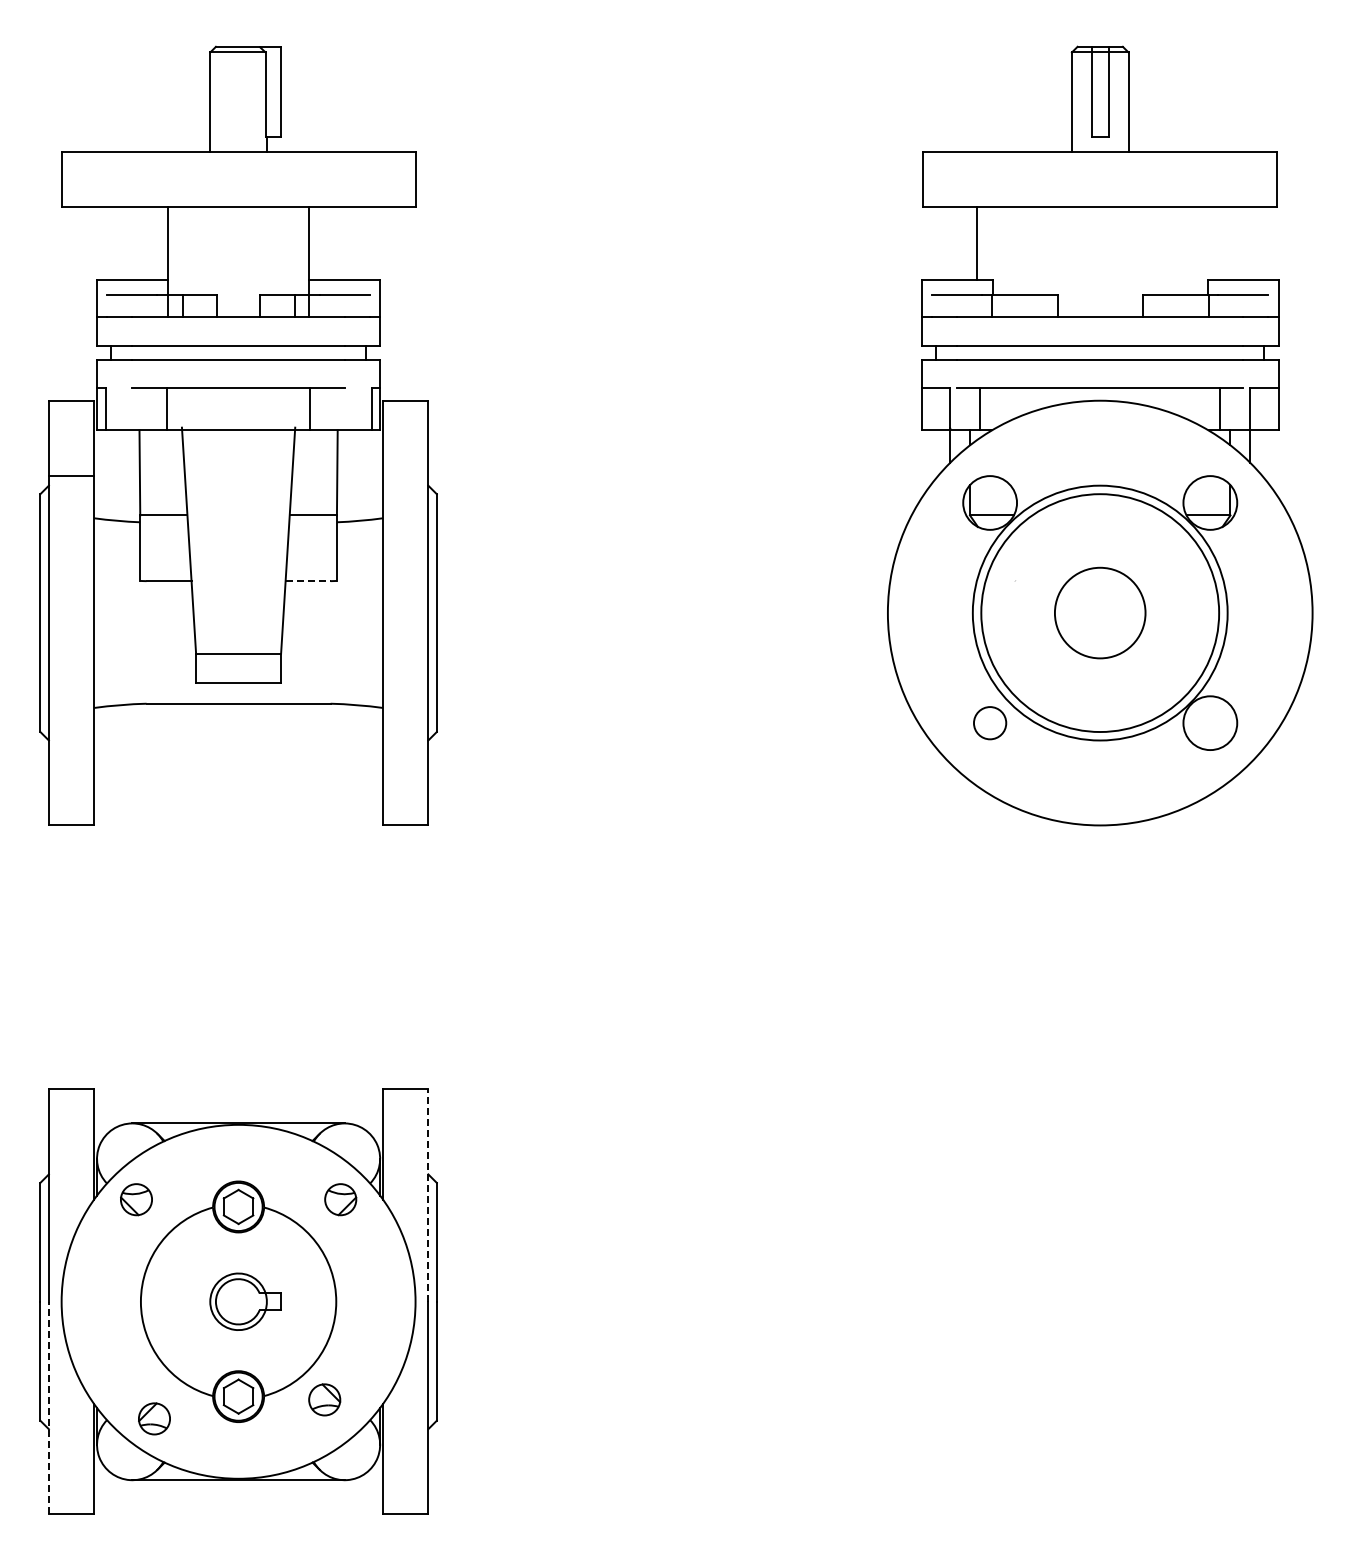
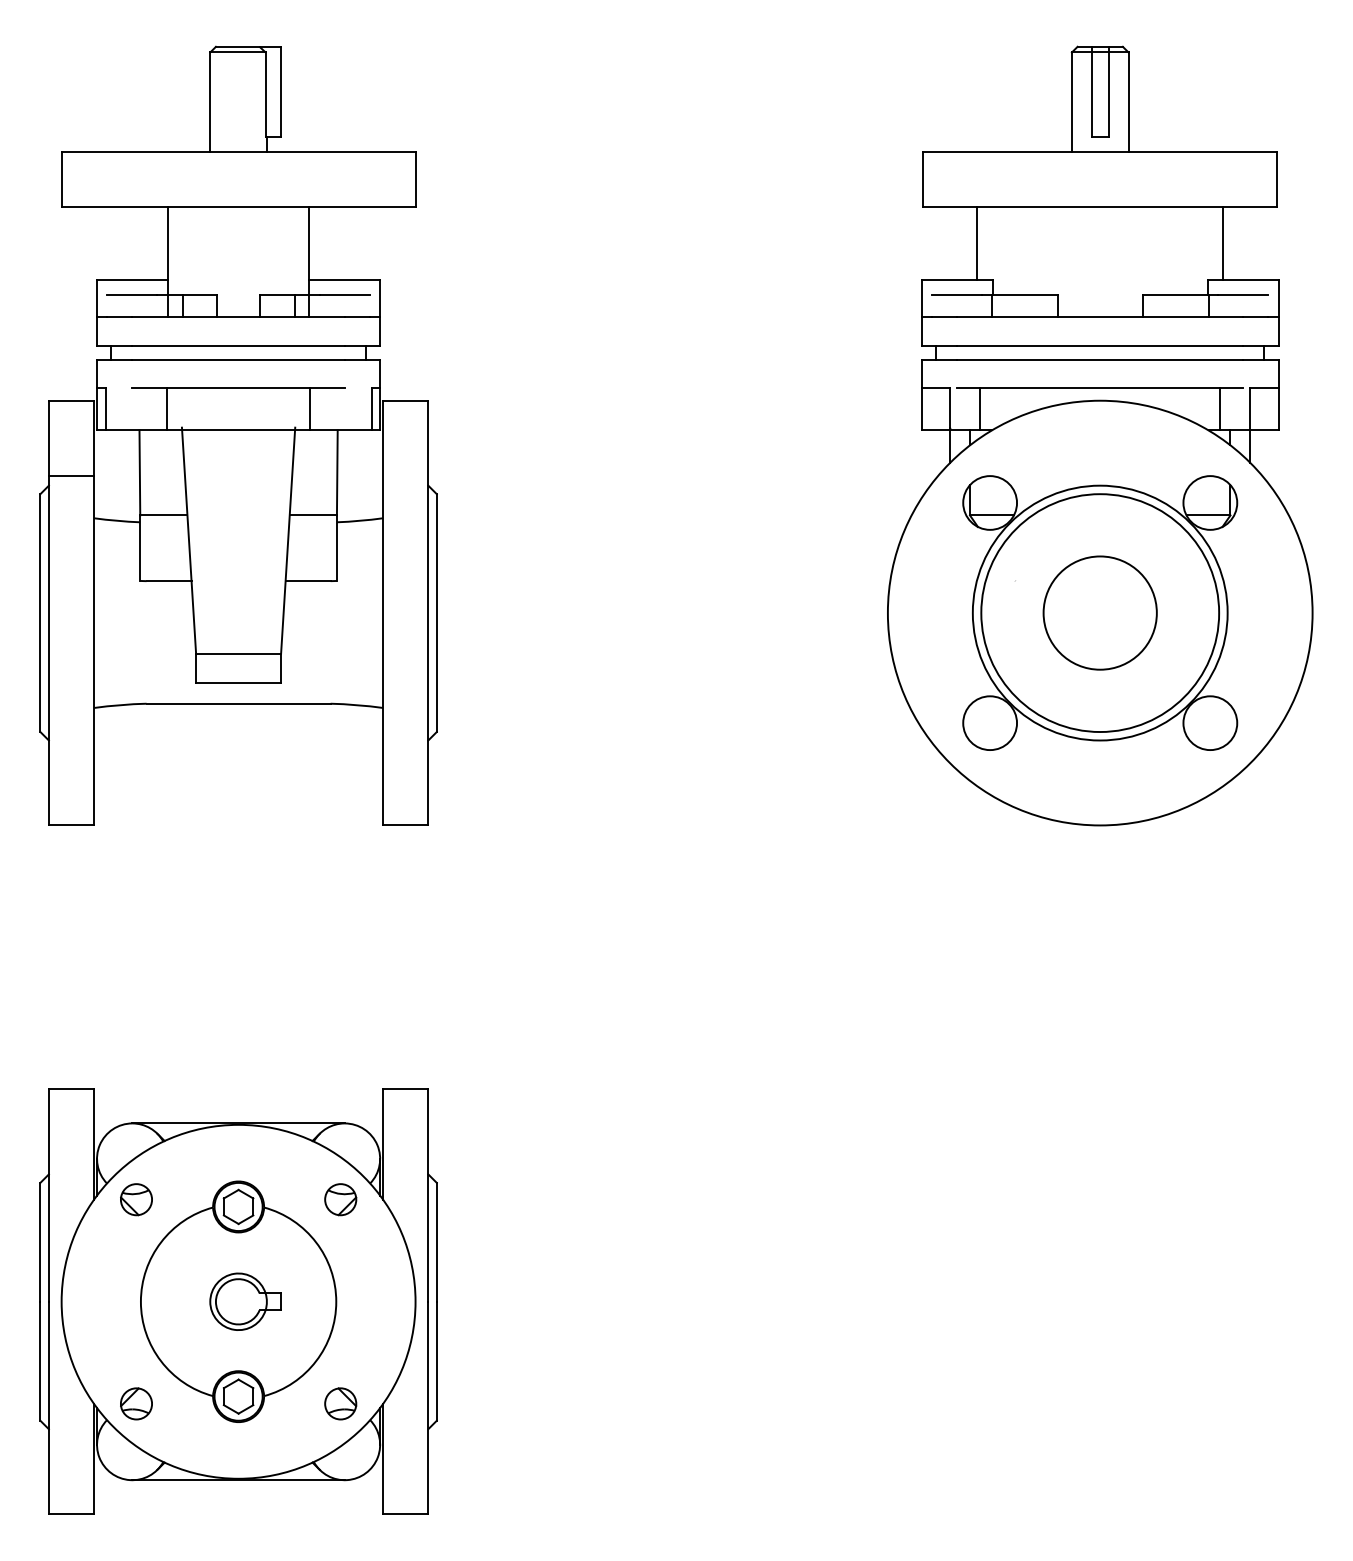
line: none -> present (1223, 243)
line: dashed -> solid (308, 581)
circle diameter: 91 px -> 113 px (1099, 612)
circle diameter: 32 px -> 54 px (990, 723)
line: dashed -> solid (428, 1195)
part position: (324, 1399) -> (340, 1403) (340, 1403)
line: dashed -> solid (48, 1407)
part position: (154, 1418) -> (136, 1403) (136, 1403)
